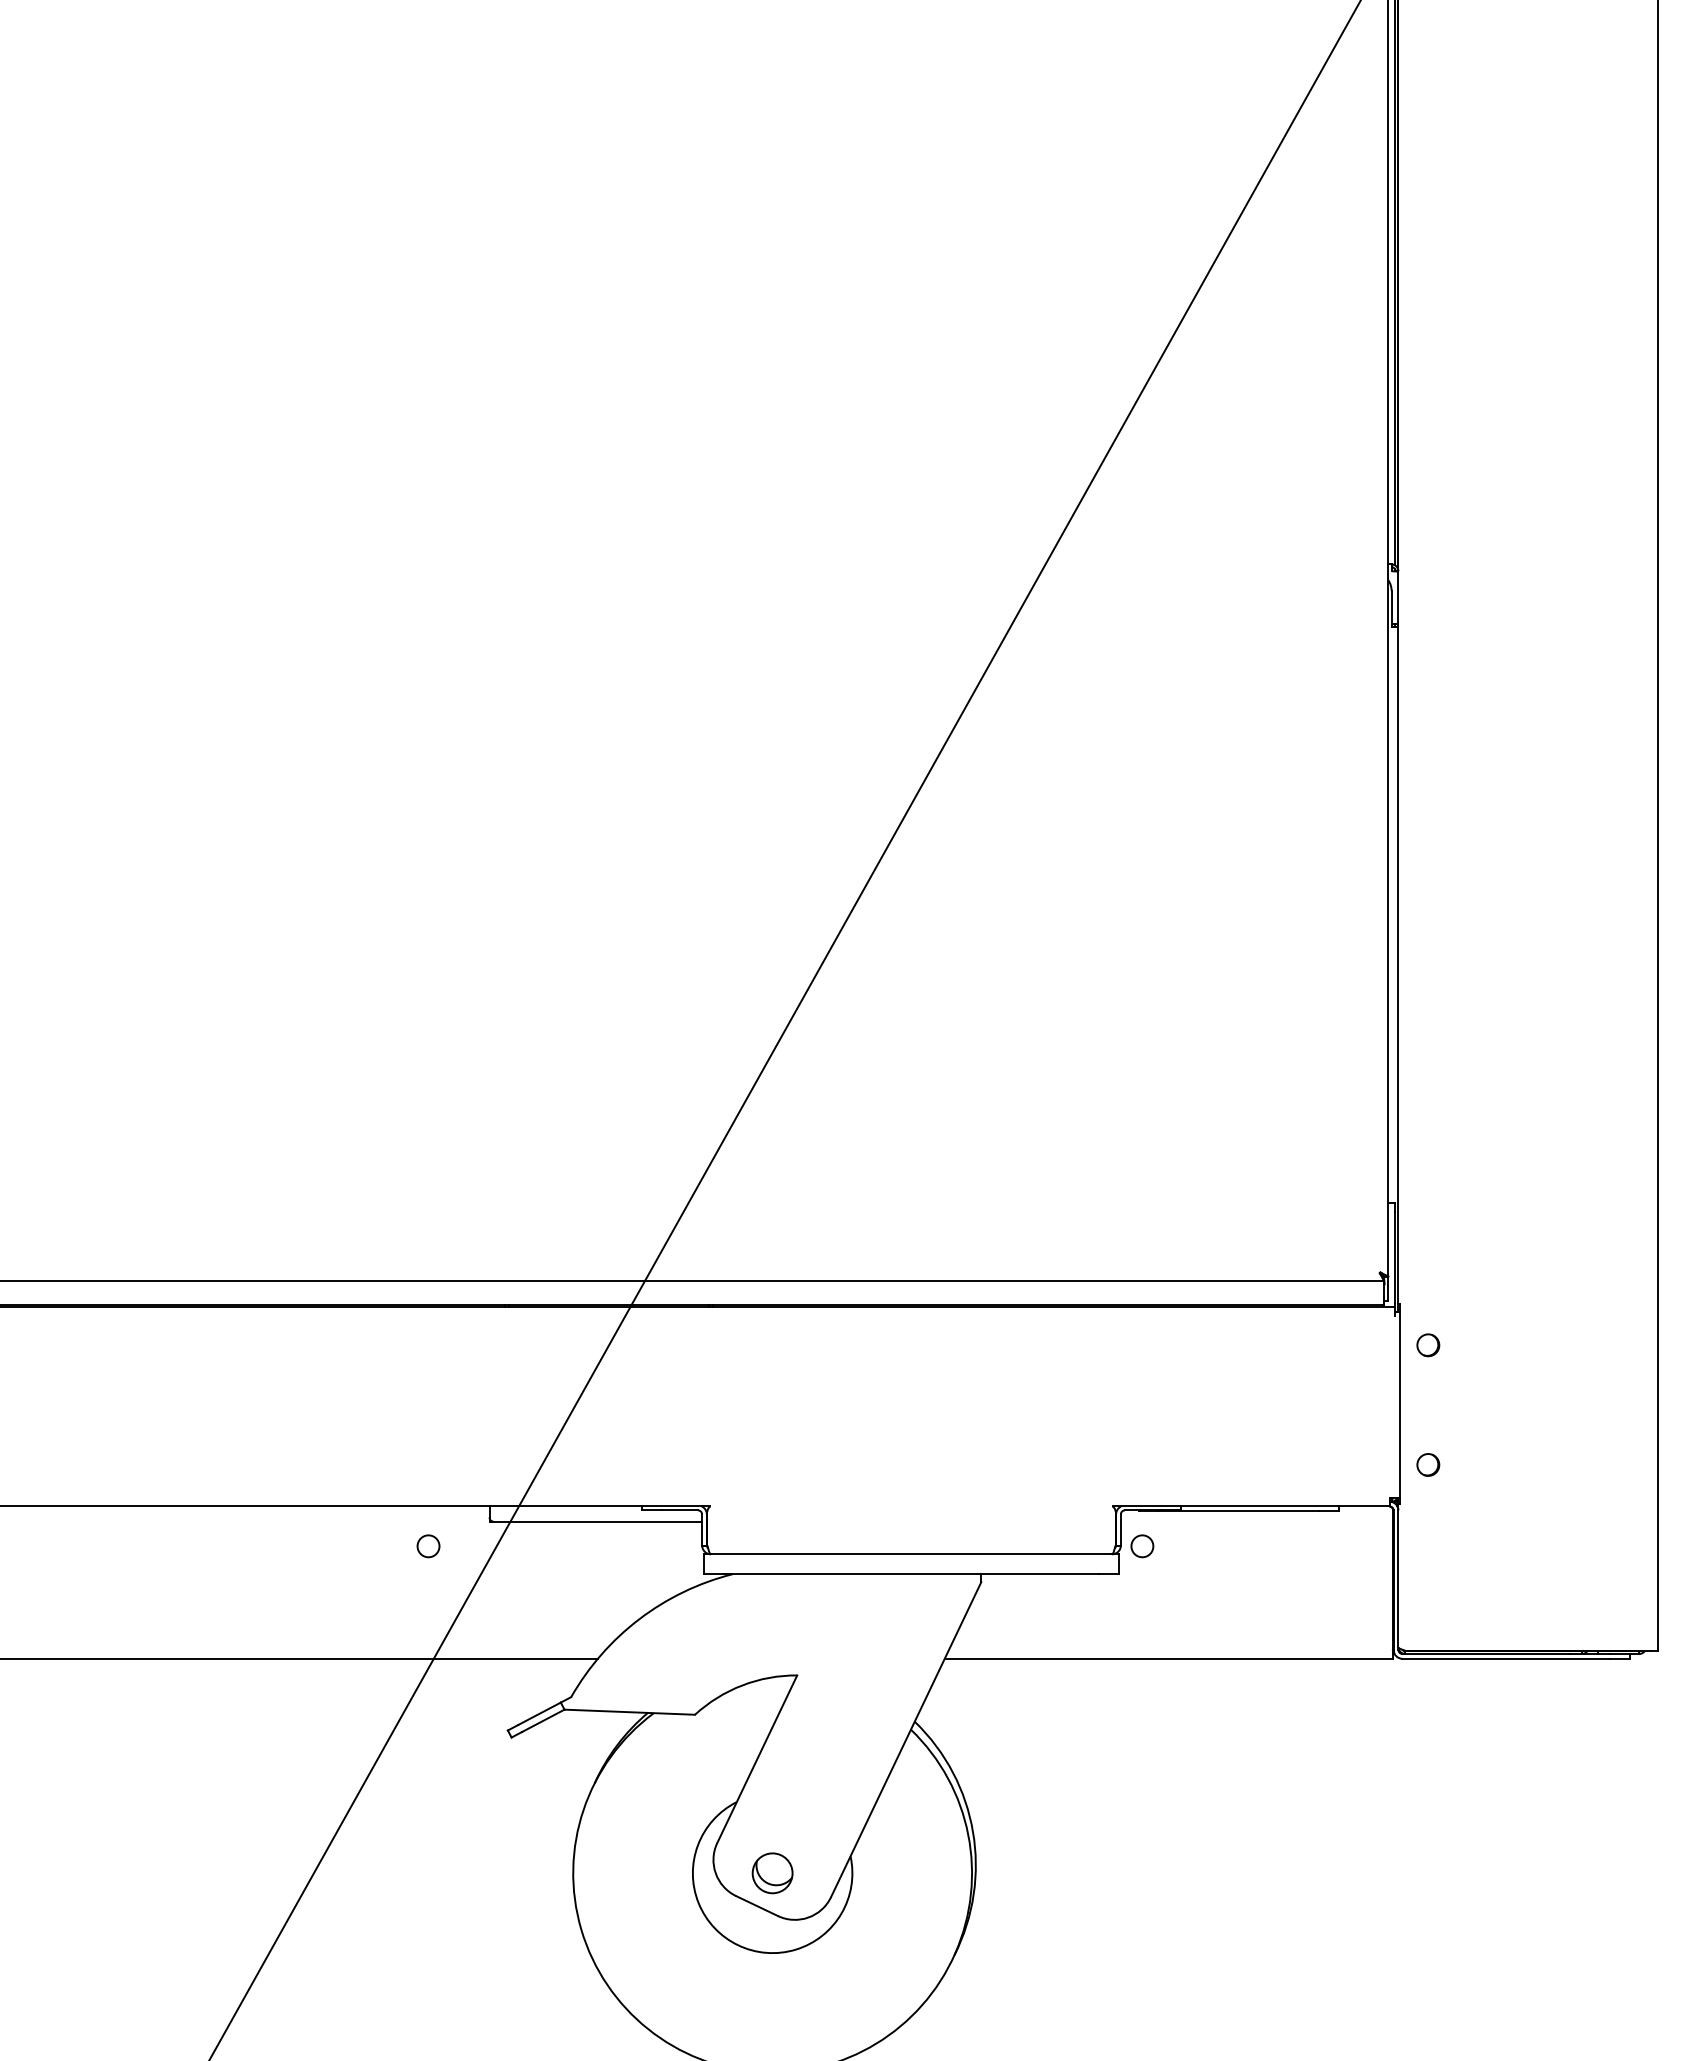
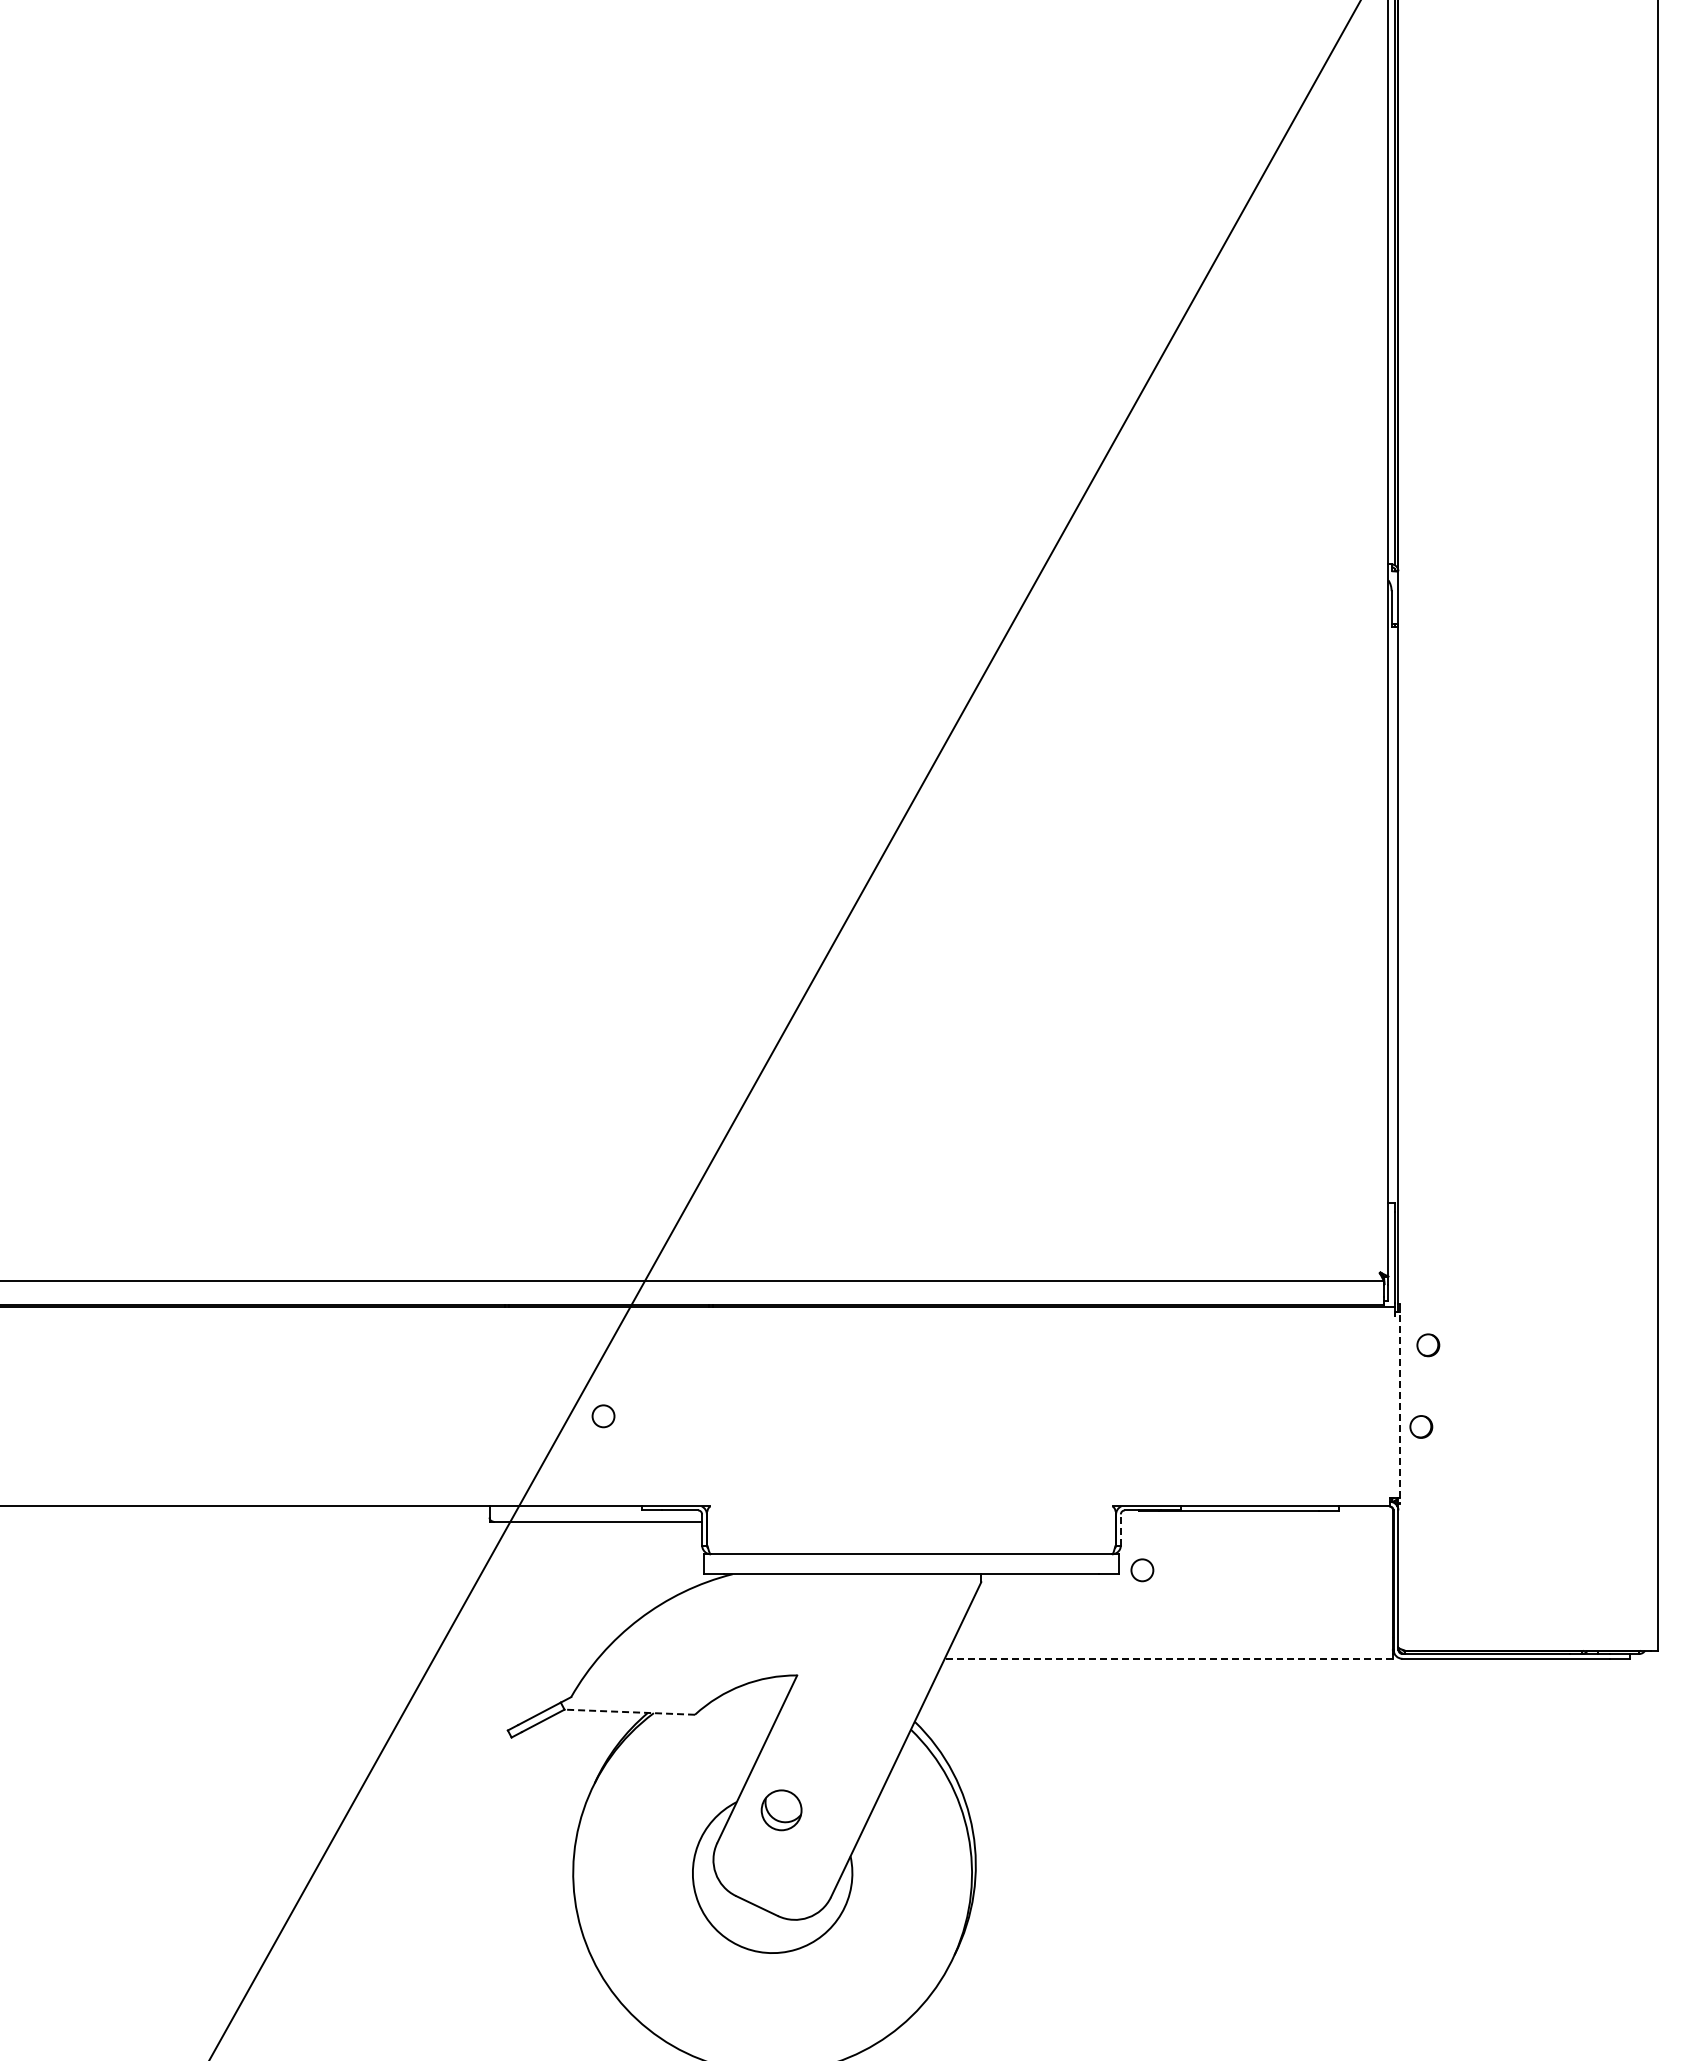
line: solid -> dashed (1400, 1403)
part position: (1428, 1464) -> (1421, 1426) (1421, 1426)
line: solid -> dashed (1120, 1529)
circle position: (428, 1546) -> (603, 1416) (603, 1416)
circle position: (1142, 1546) -> (1142, 1570) (1142, 1570)
line: present -> none (299, 1658)
line: solid -> dashed (1168, 1658)
line: solid -> dashed (629, 1712)
part position: (772, 1873) -> (781, 1810) (781, 1810)
